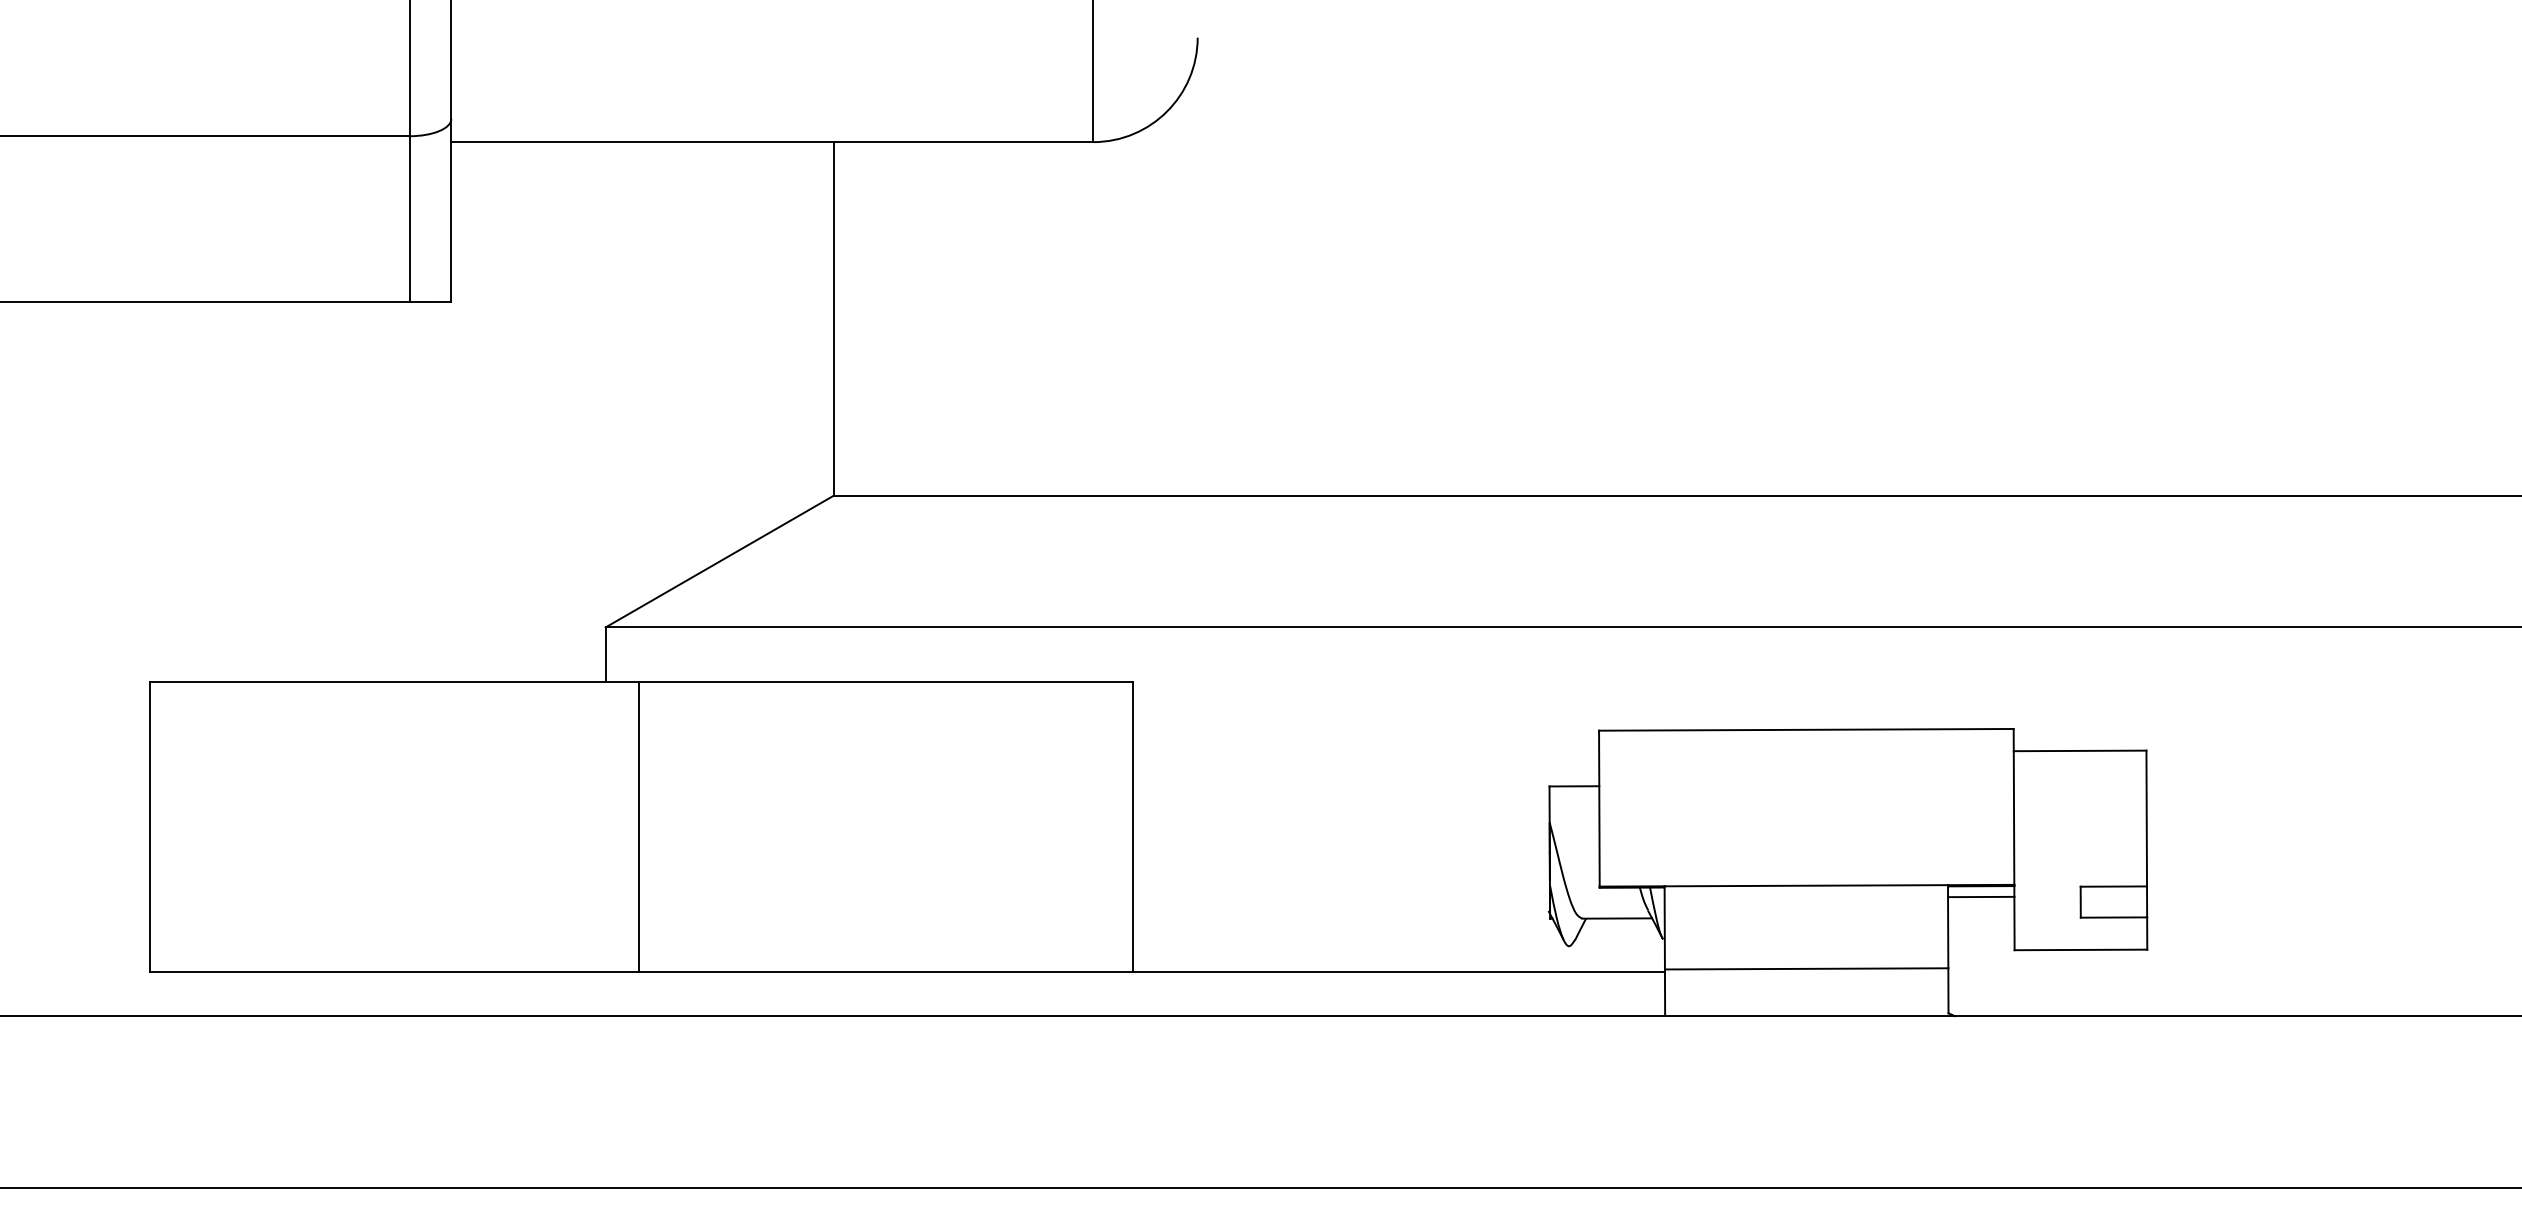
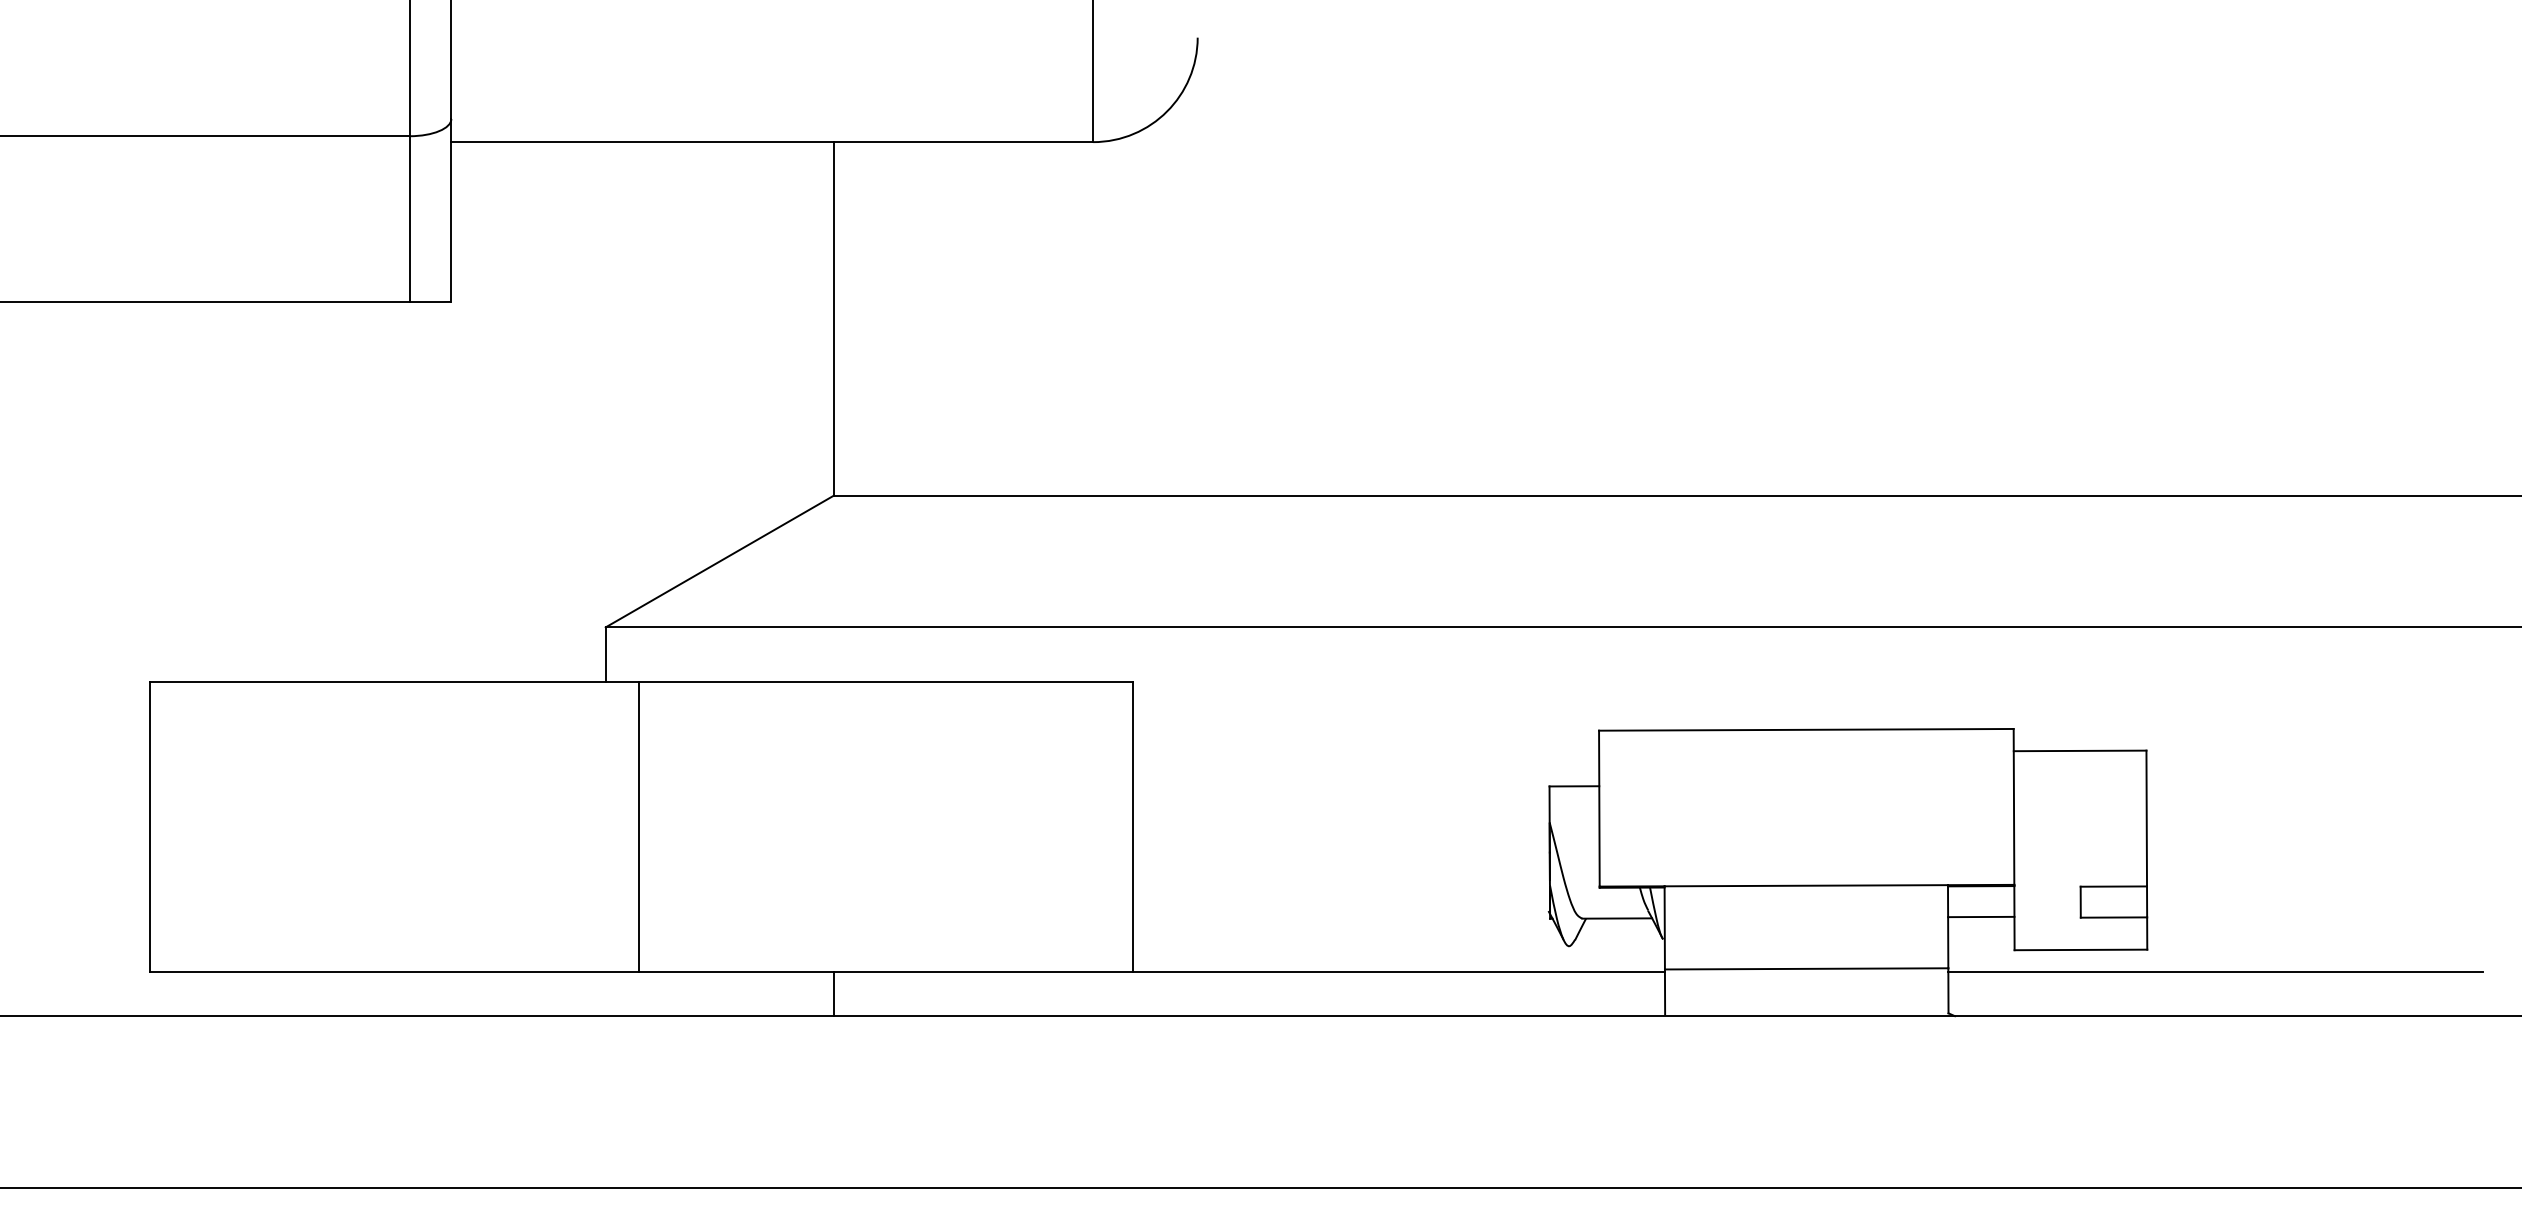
line position: (1981, 896) -> (1981, 916) (1981, 916)
line: none -> present (2215, 971)
line: none -> present (833, 993)
